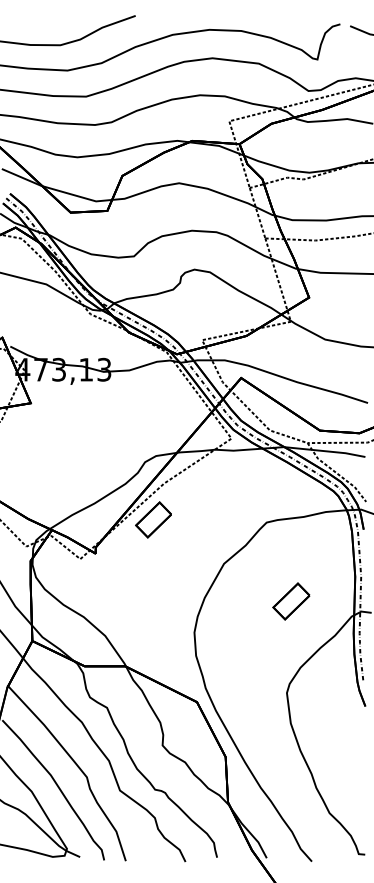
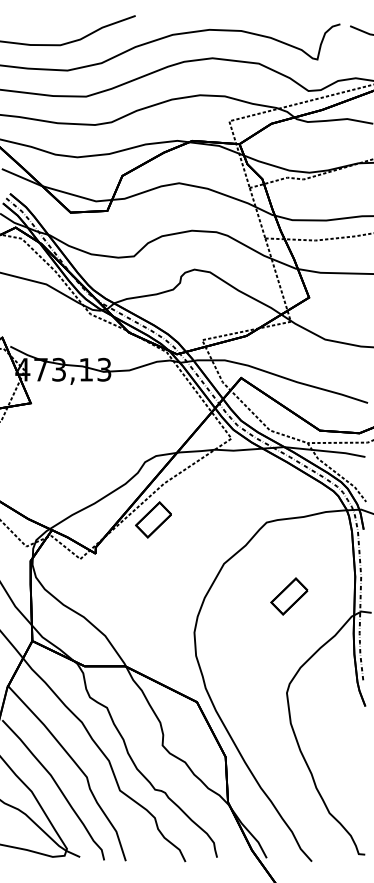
part position: (291, 601) -> (289, 596) (289, 596)
